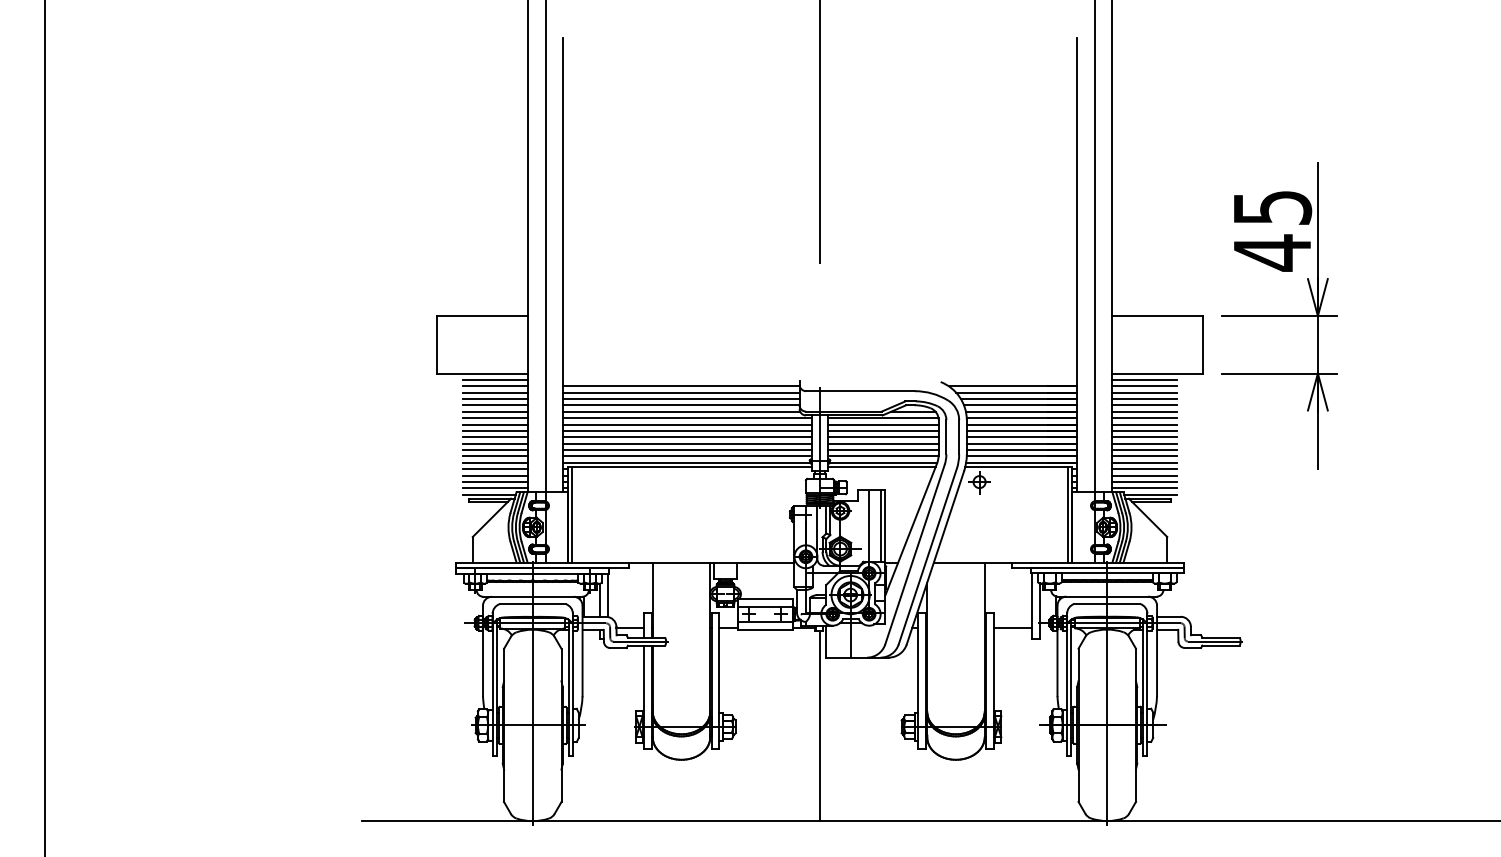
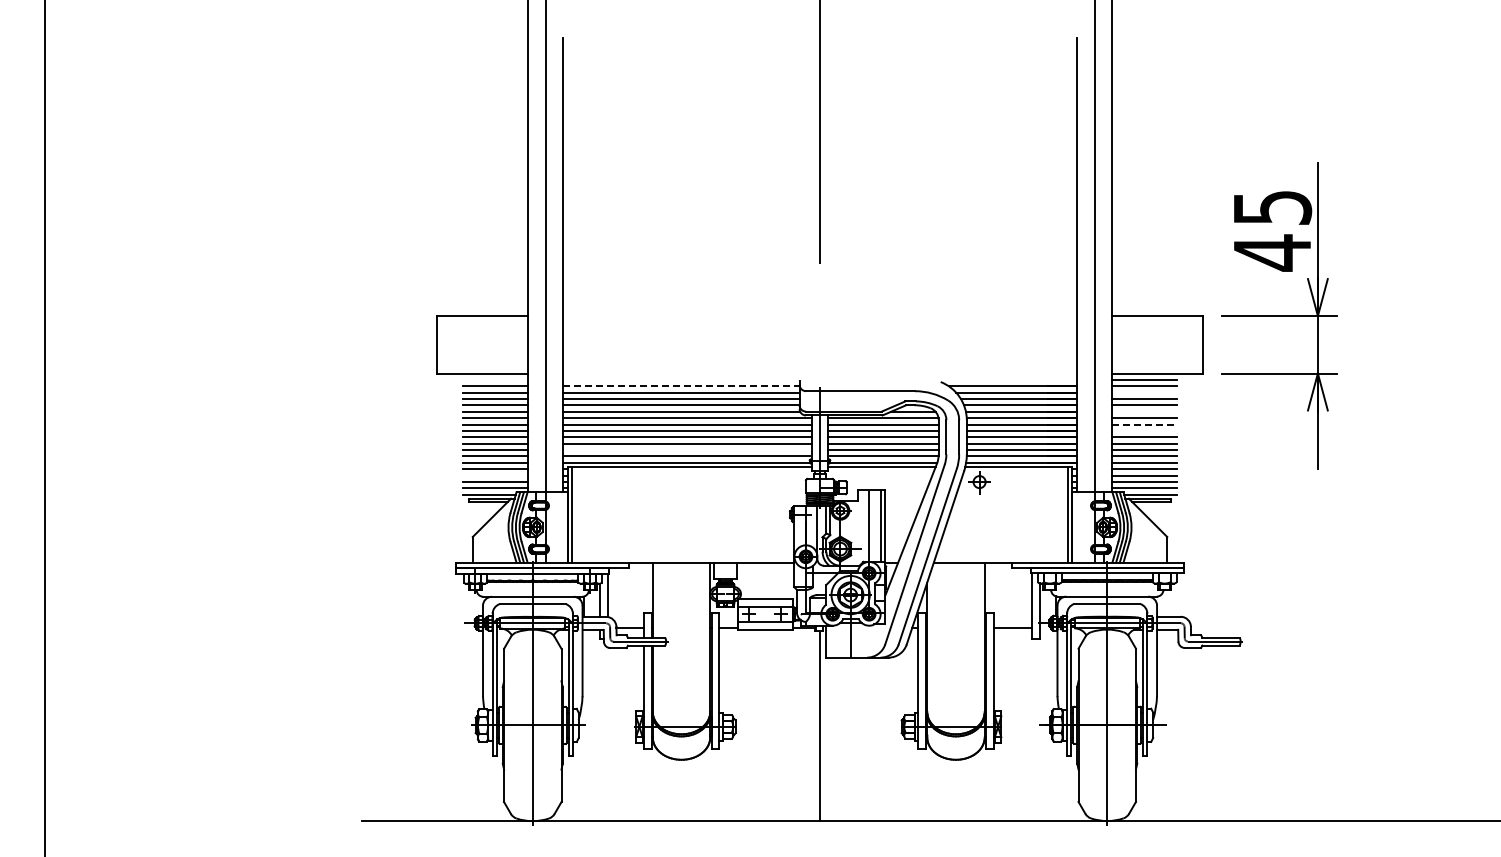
line: present -> none (495, 379)
line: solid -> dashed (681, 386)
line: present -> none (1144, 392)
line: present -> none (1144, 411)
line: solid -> dashed (1144, 424)
line: present -> none (1144, 430)
line: present -> none (687, 450)
line: present -> none (495, 475)
